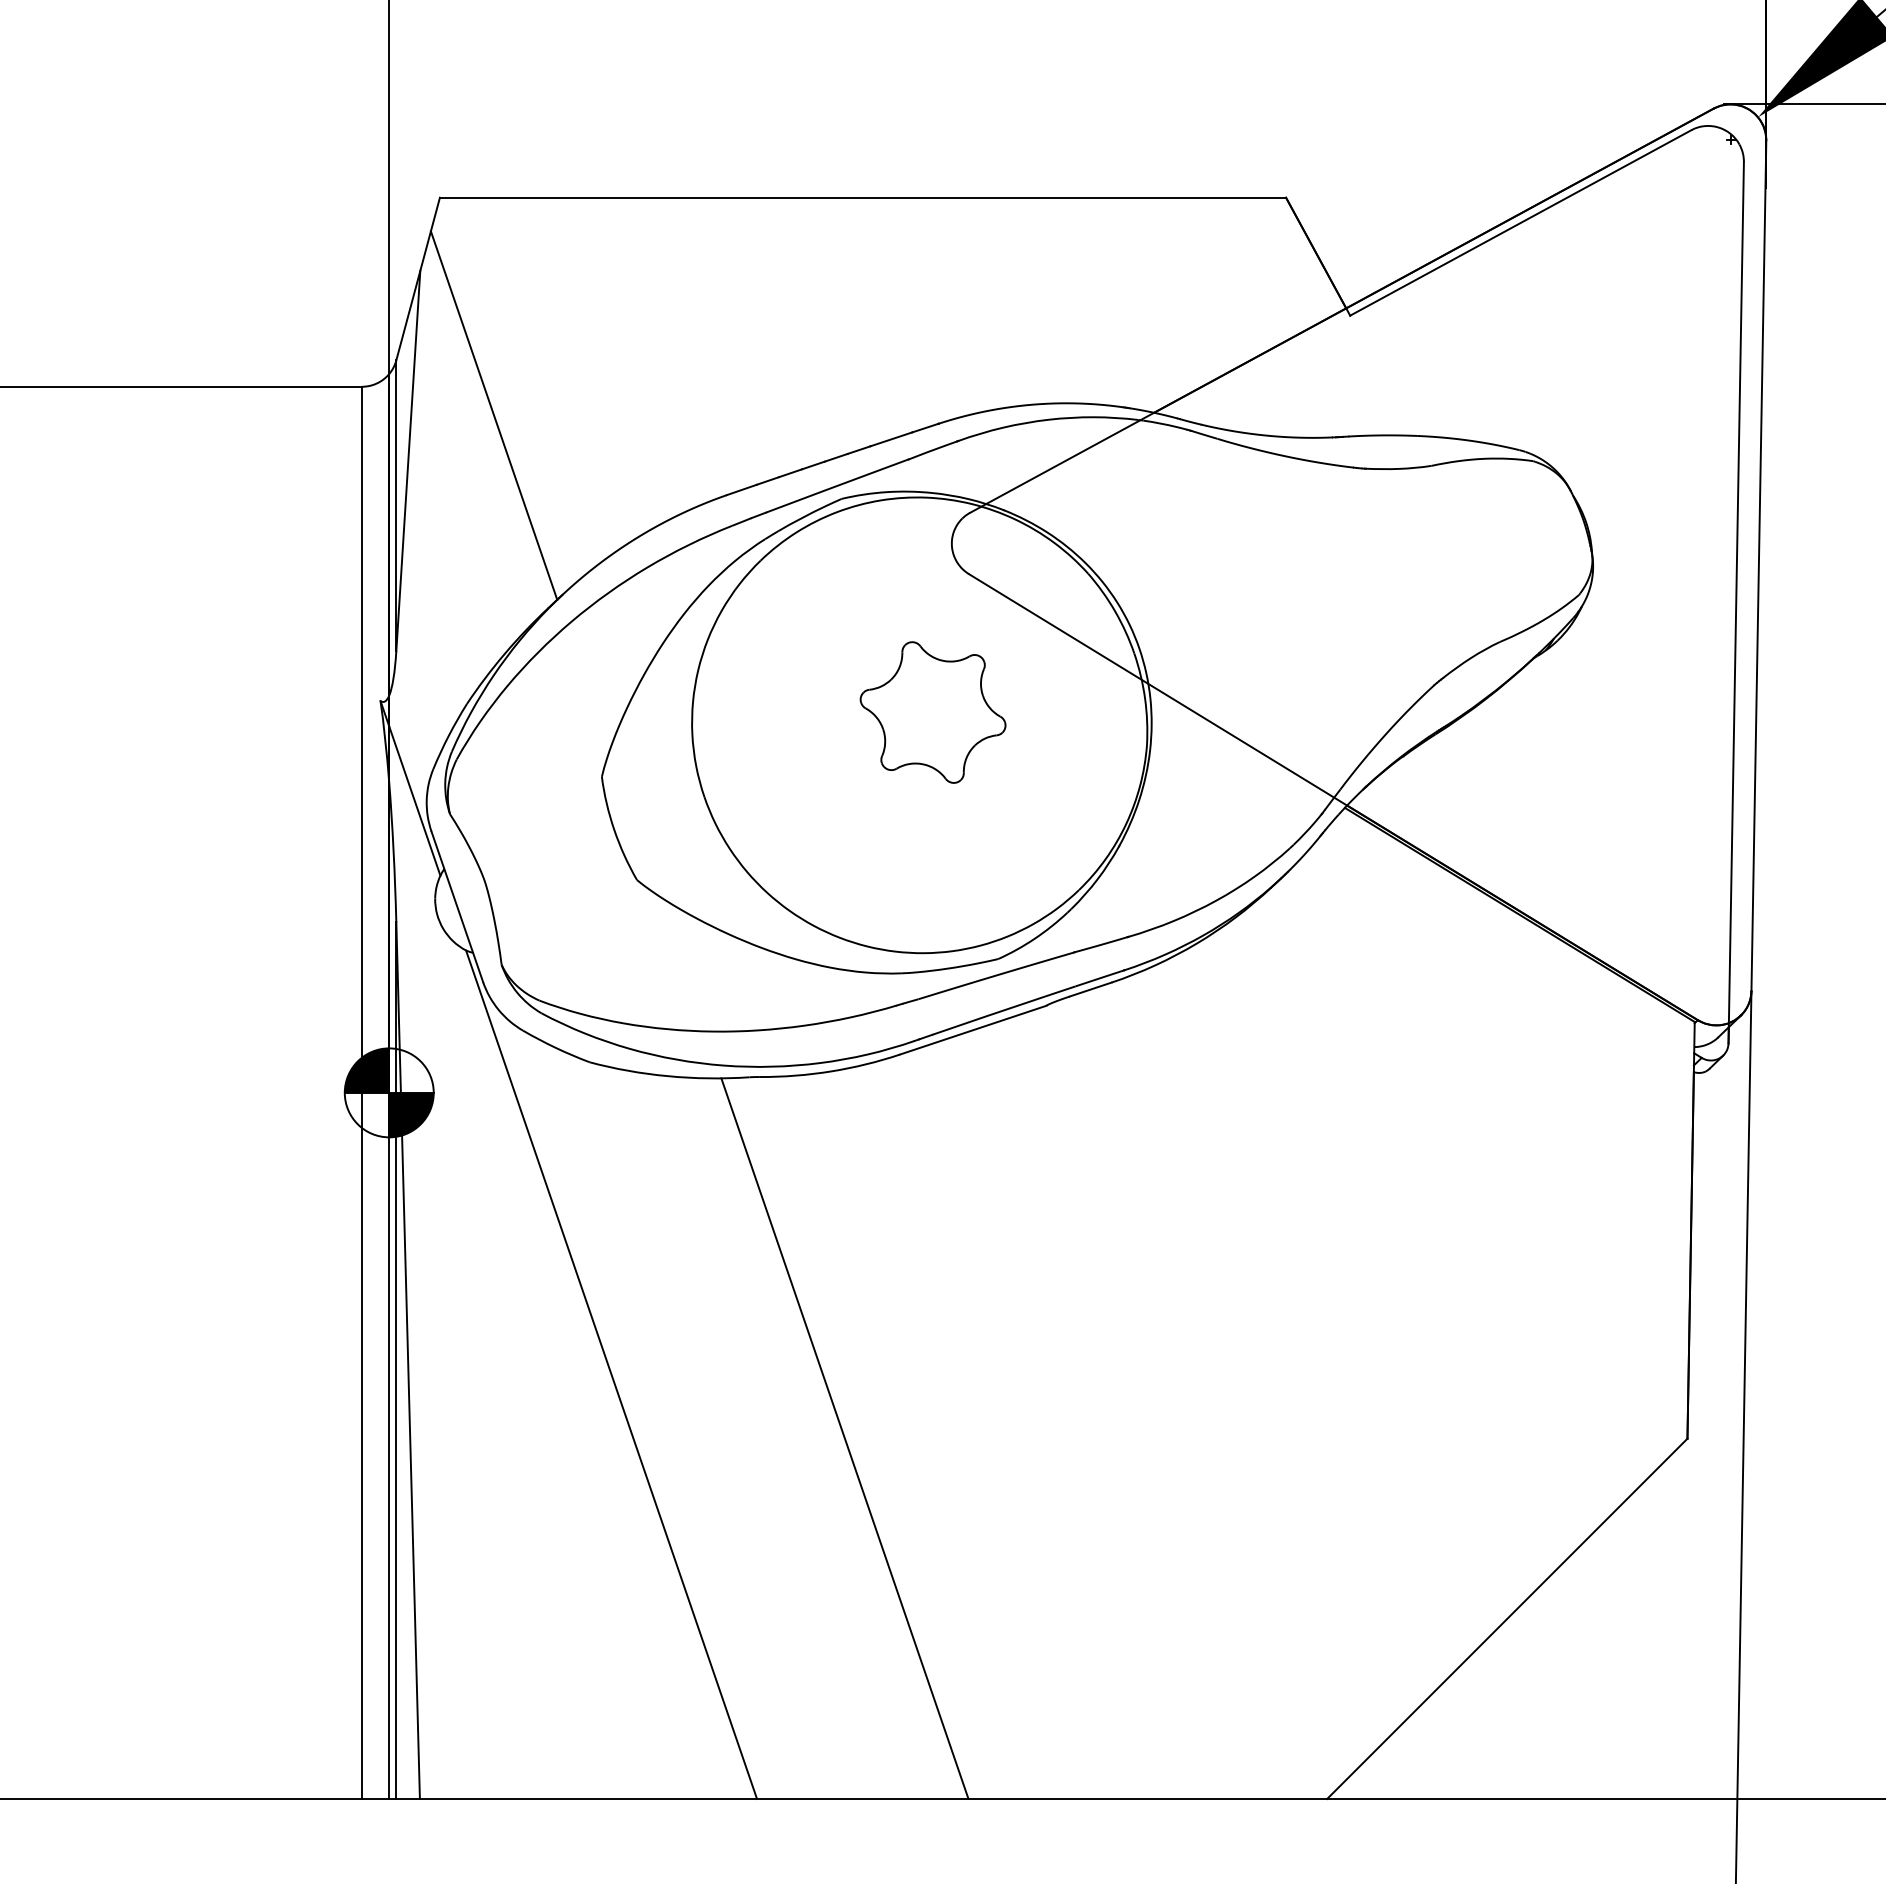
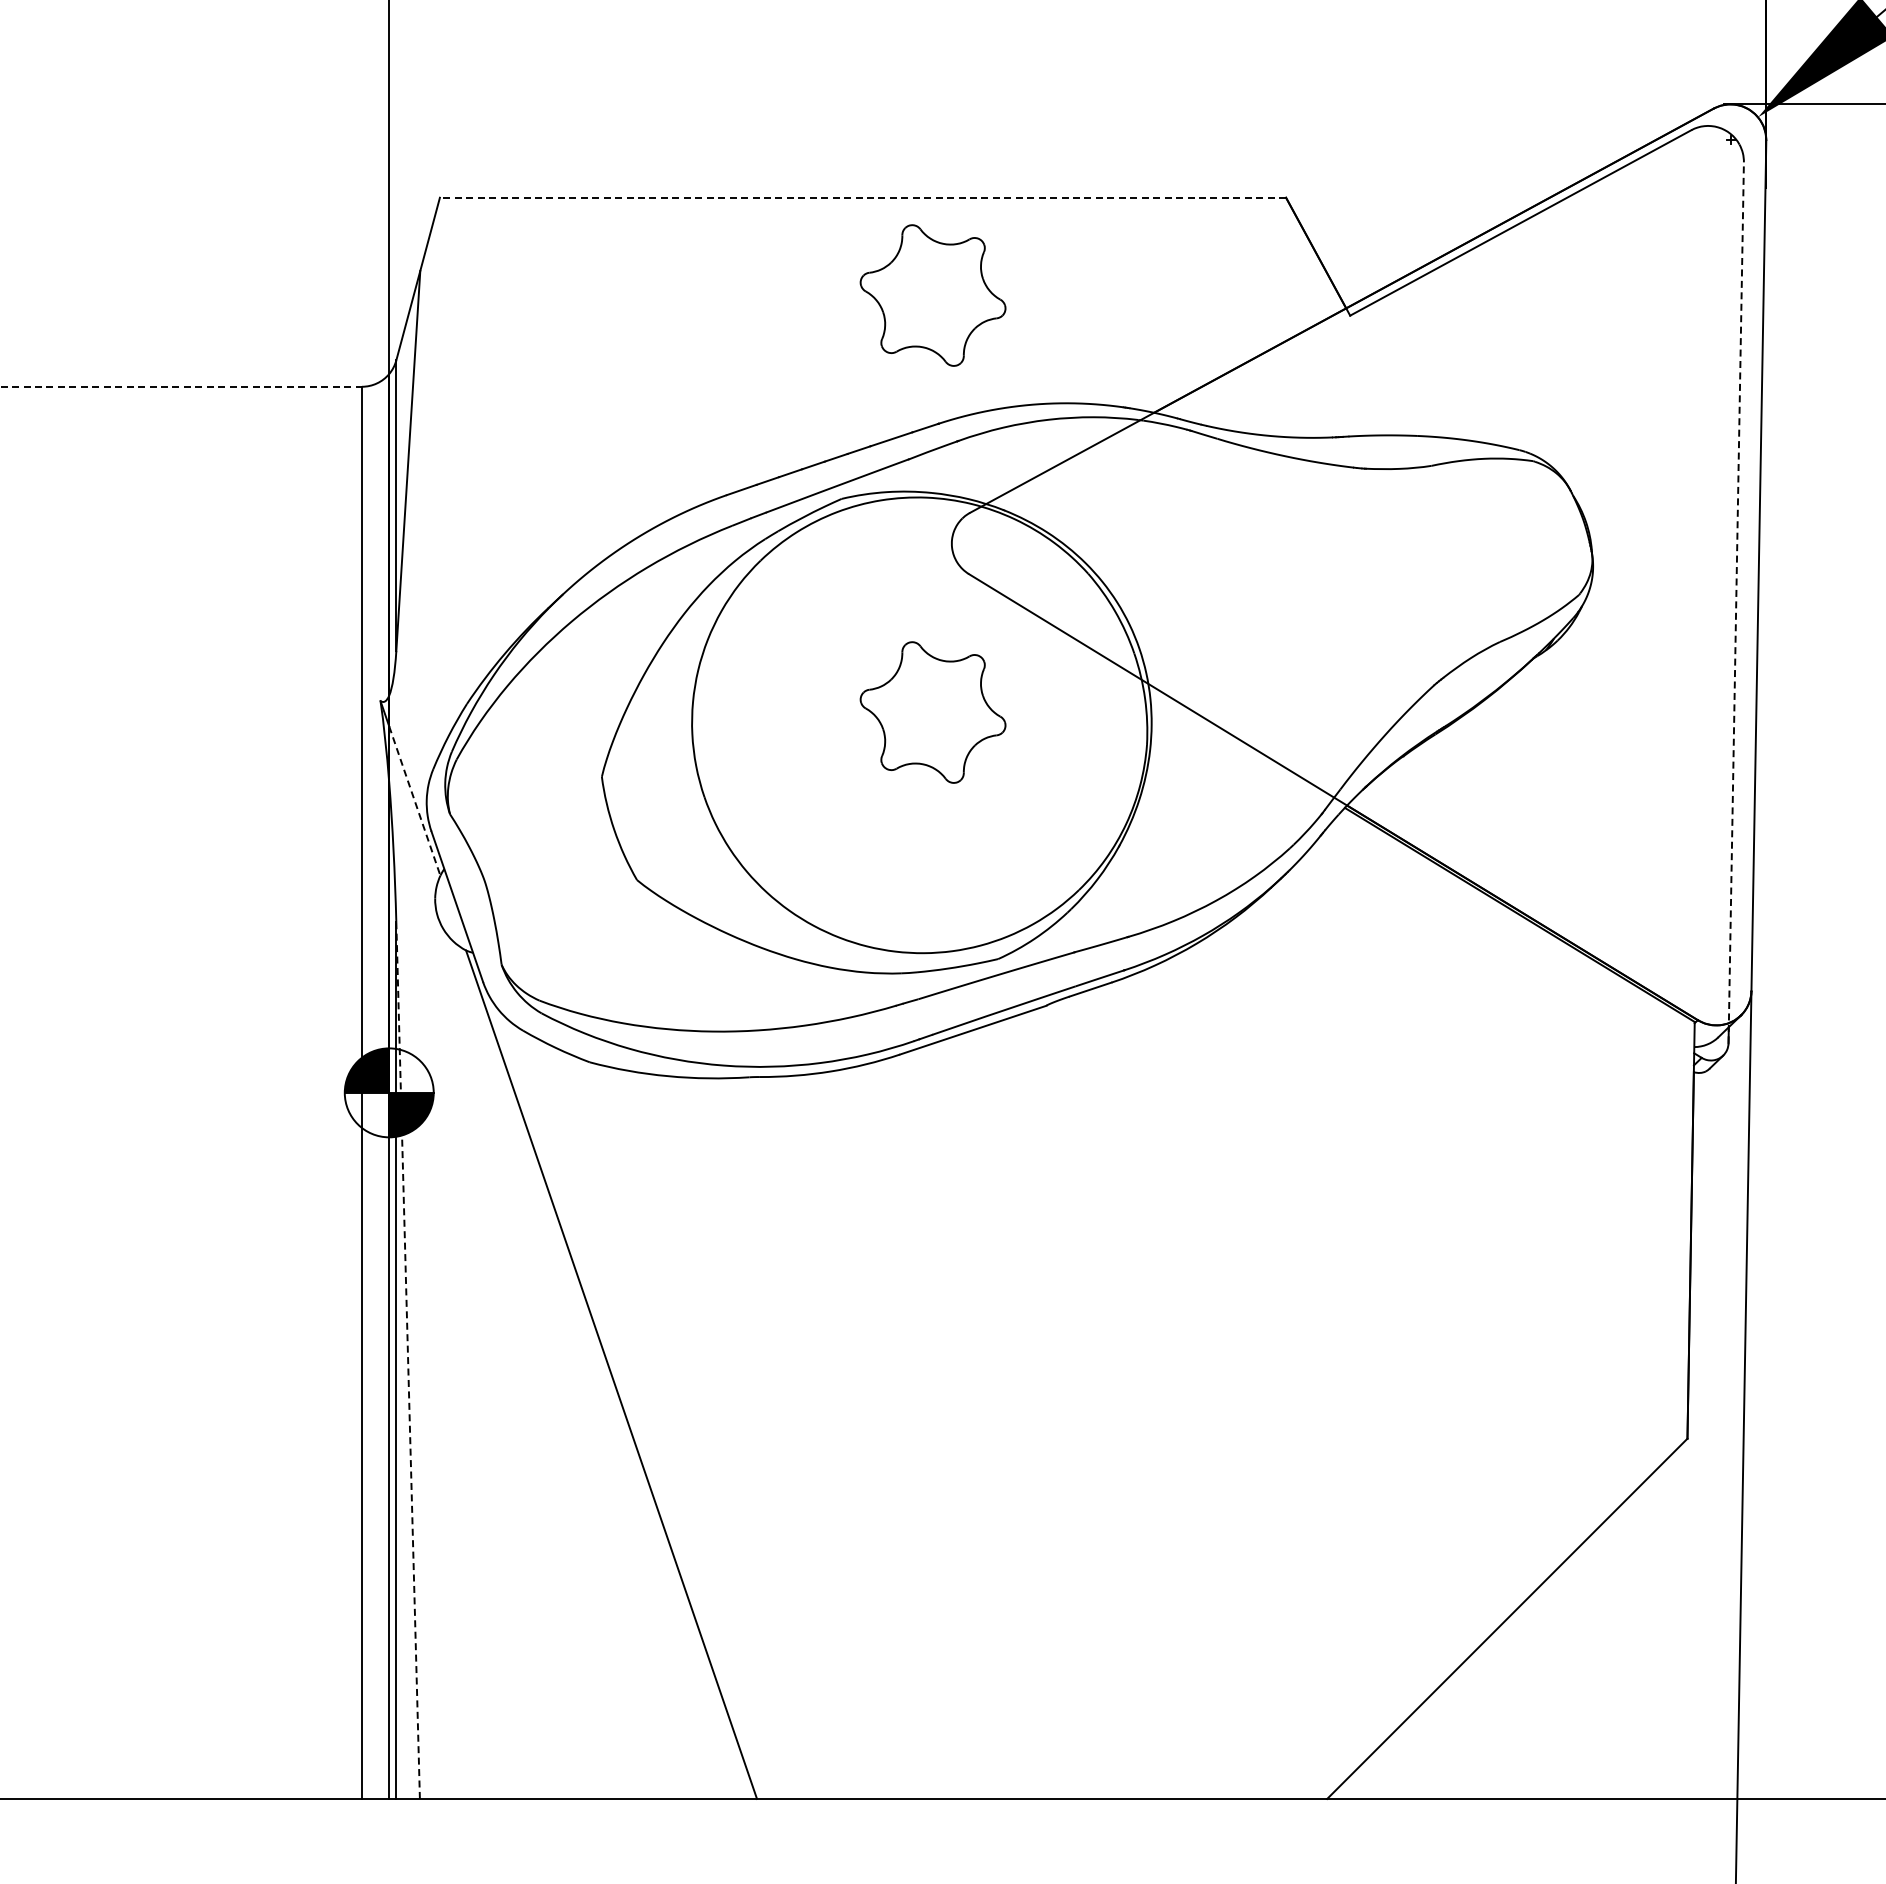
line: solid -> dashed (862, 197)
part: none -> present (932, 295)
line: solid -> dashed (181, 386)
line: present -> none (493, 415)
line: solid -> dashed (1736, 602)
line: solid -> dashed (414, 801)
line: solid -> dashed (408, 1360)
line: present -> none (844, 1438)
